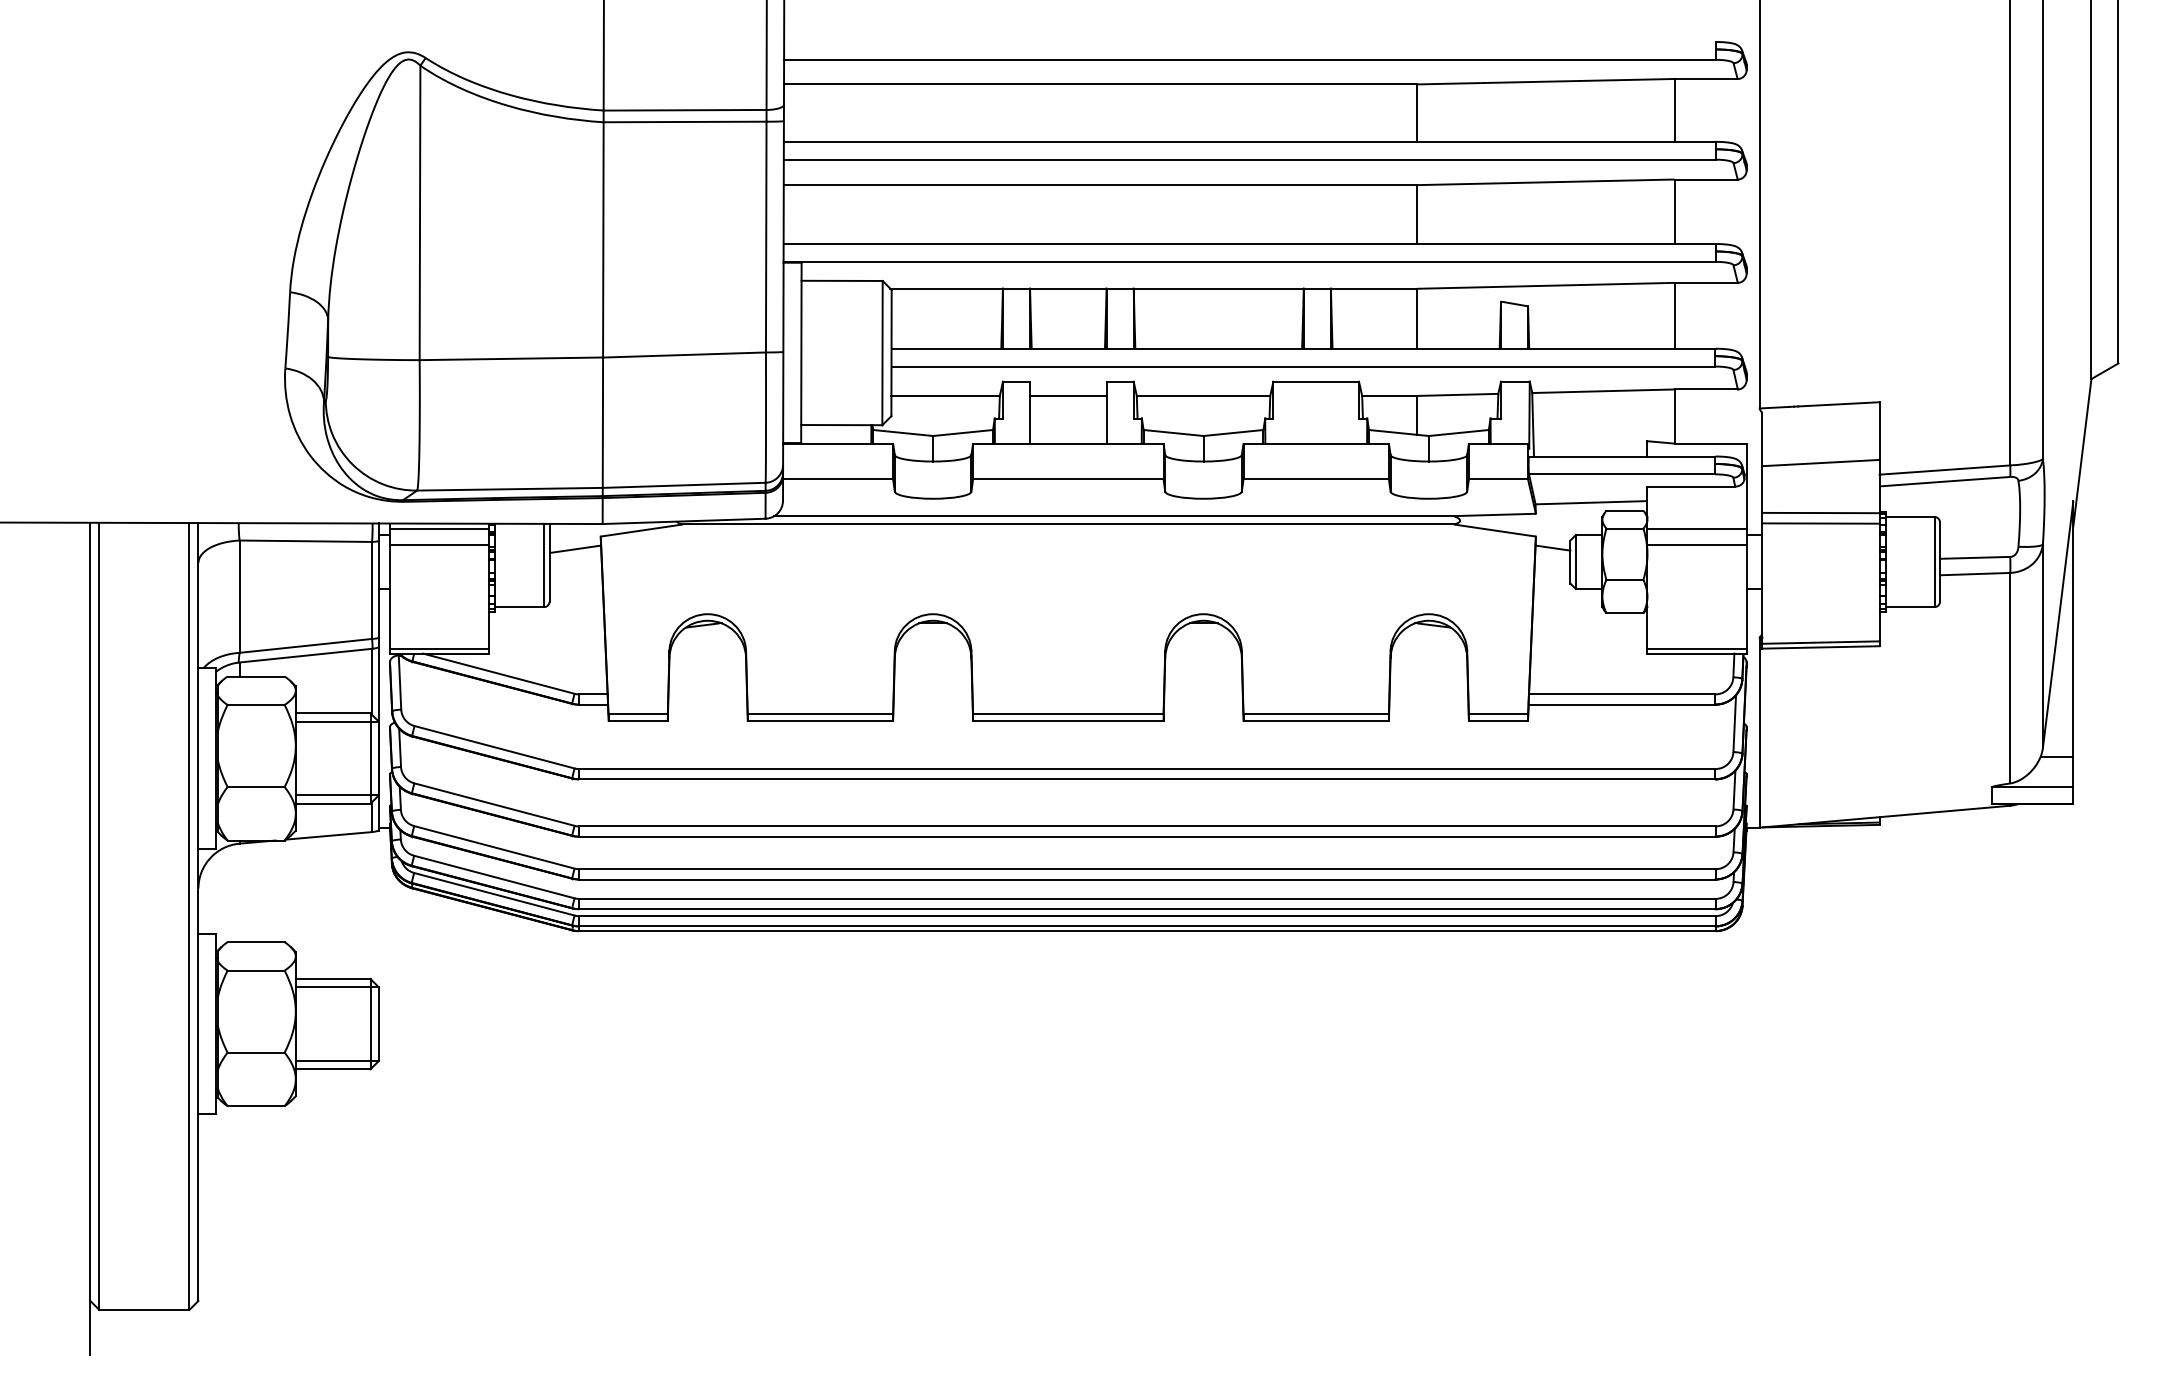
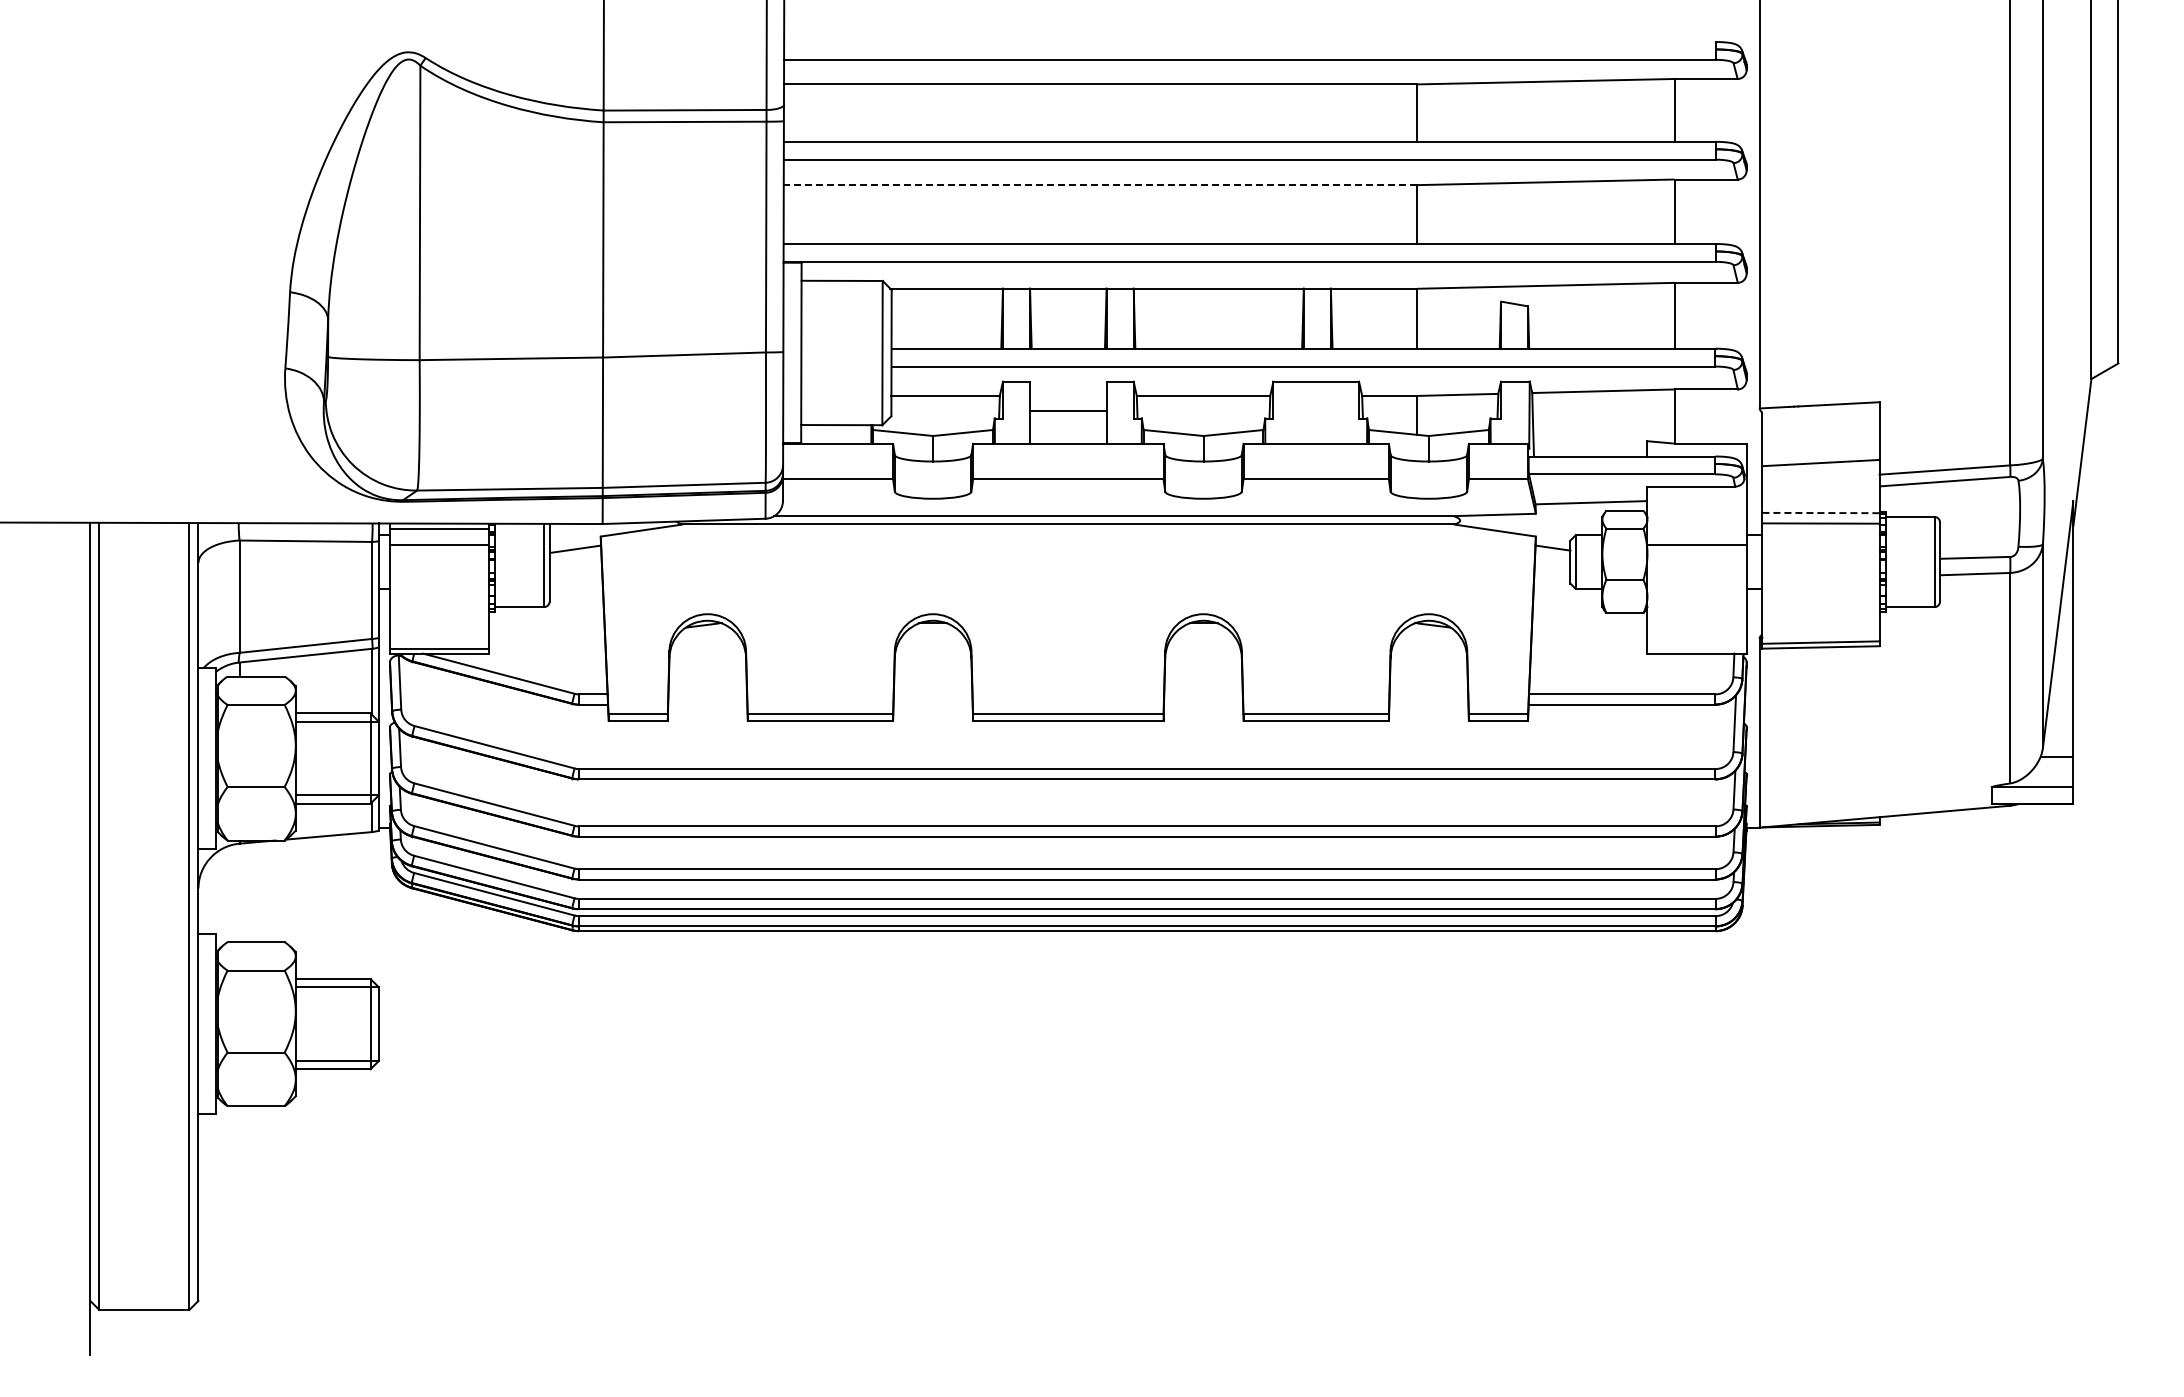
line: solid -> dashed (1100, 185)
line position: (1068, 395) -> (1068, 410) (1068, 410)
line: solid -> dashed (1821, 513)
line: present -> none (1696, 529)
line: present -> none (1696, 648)
